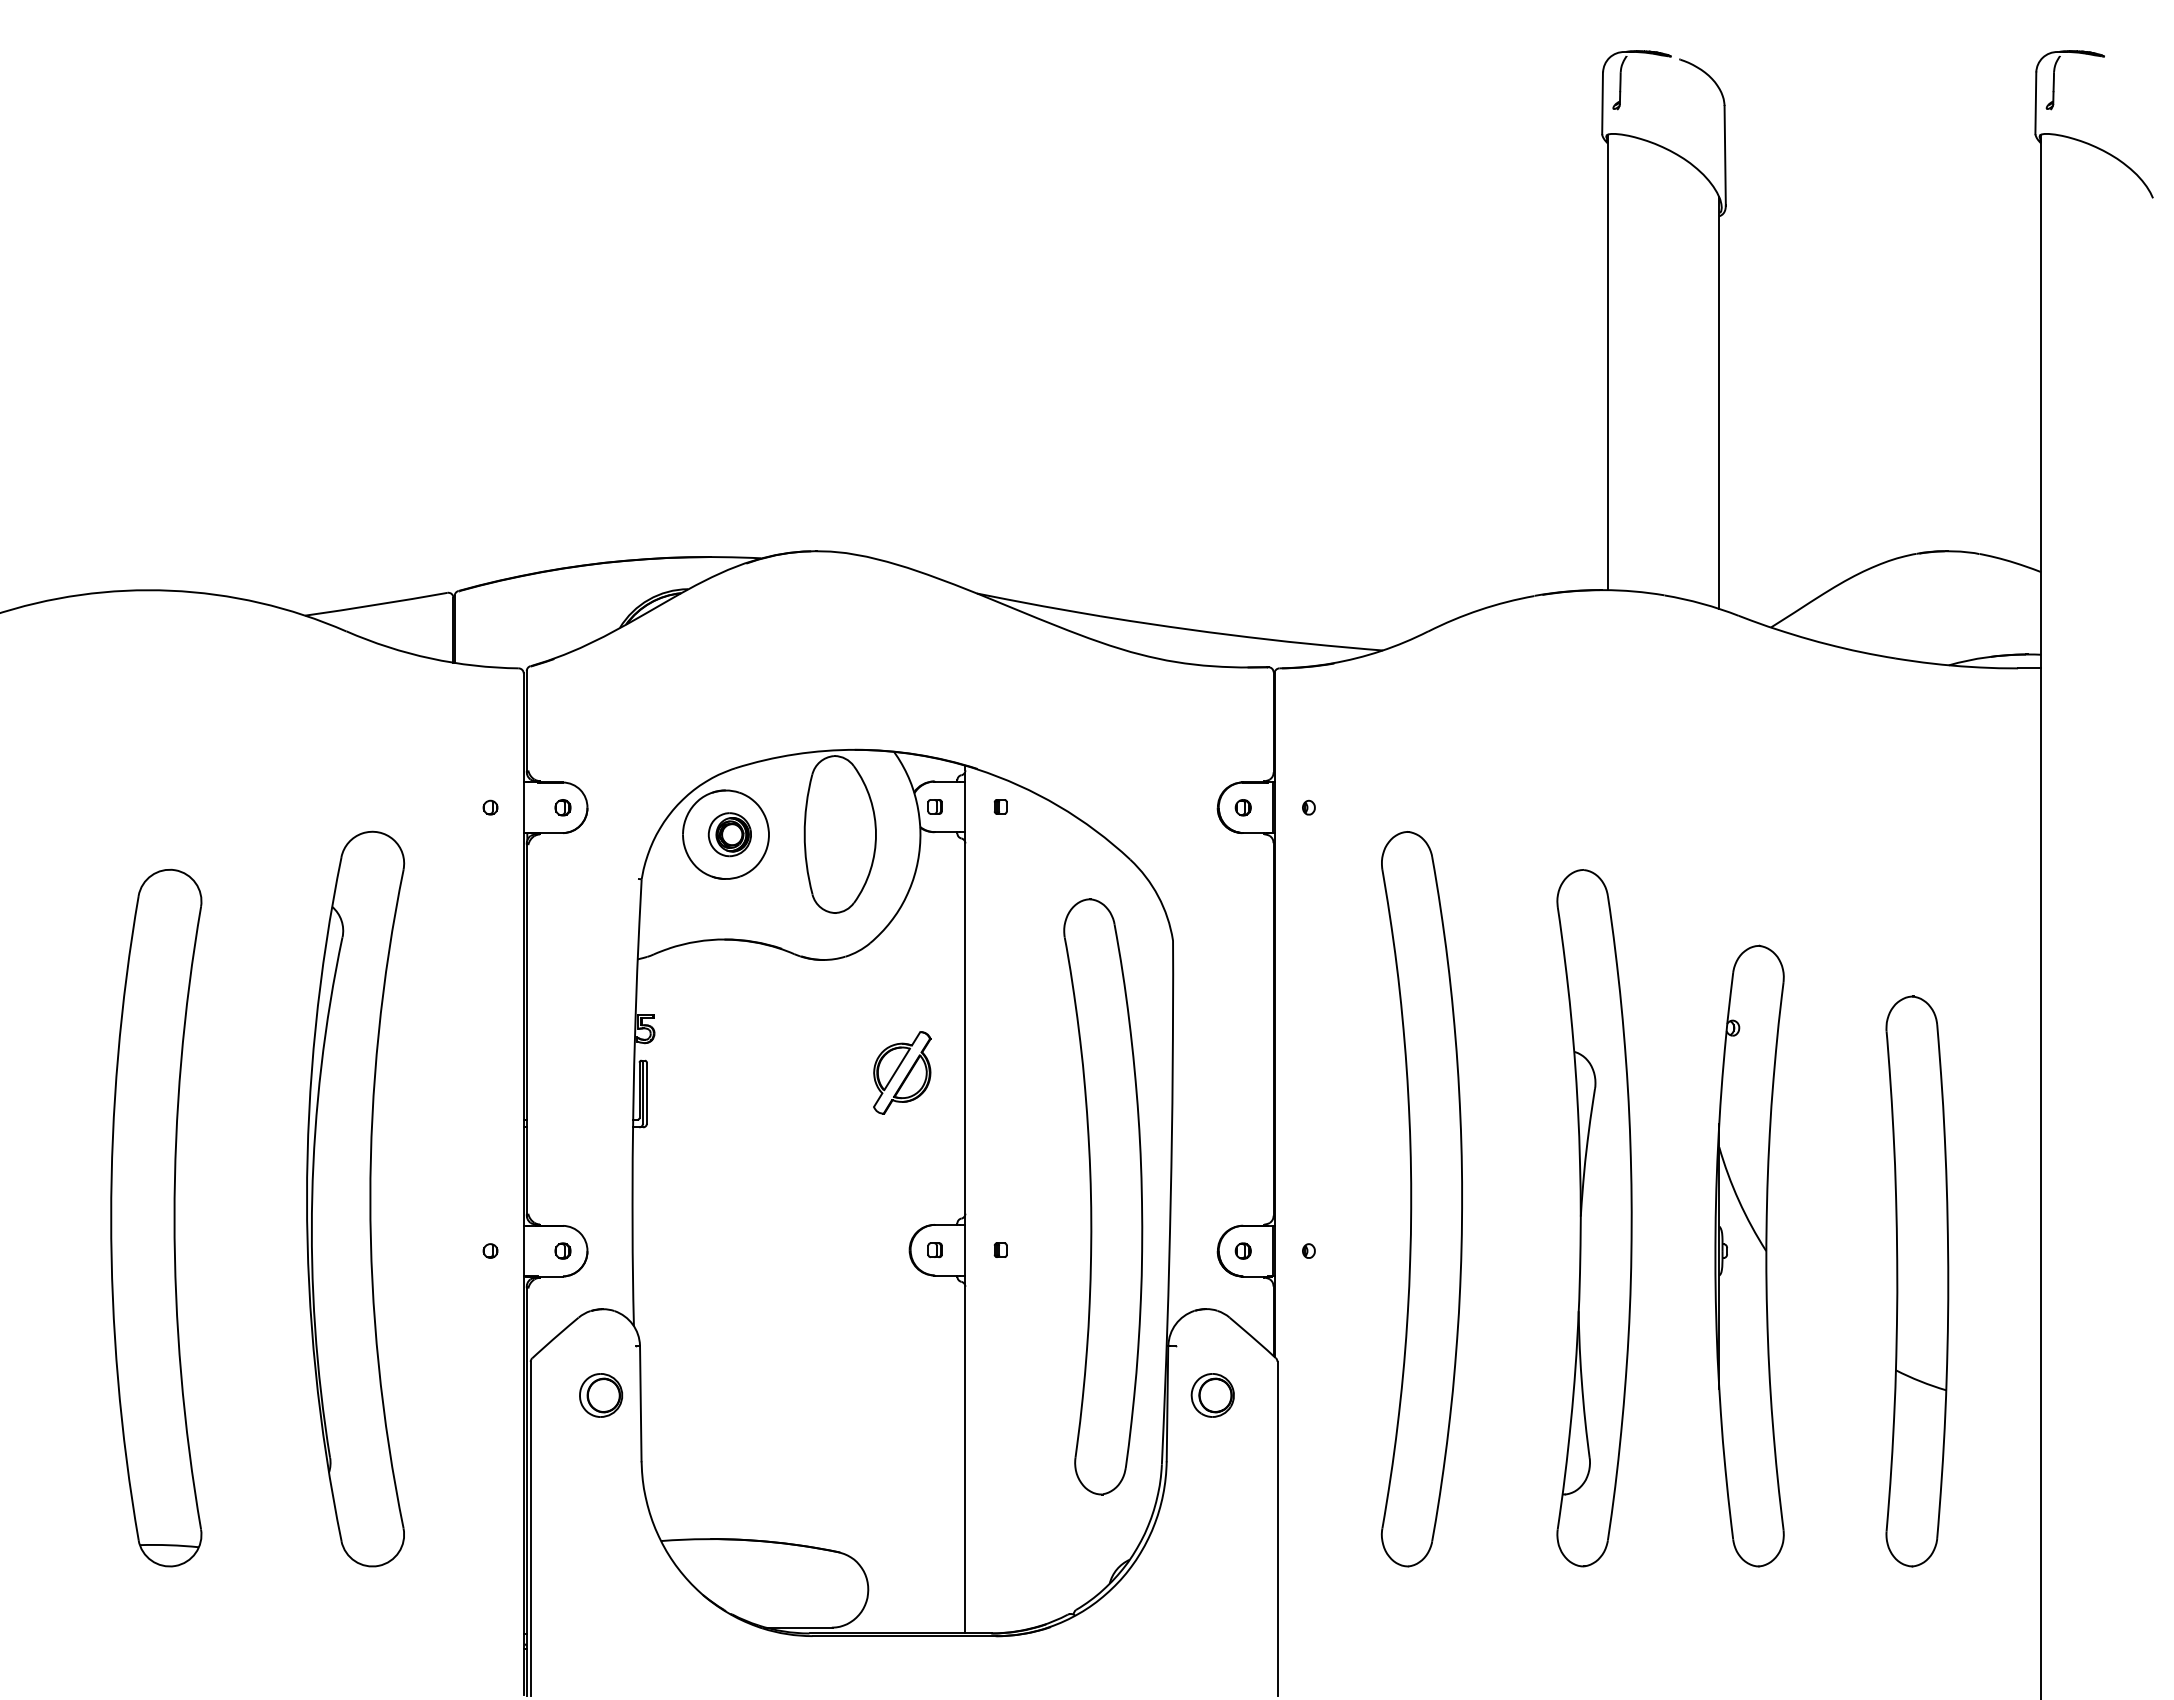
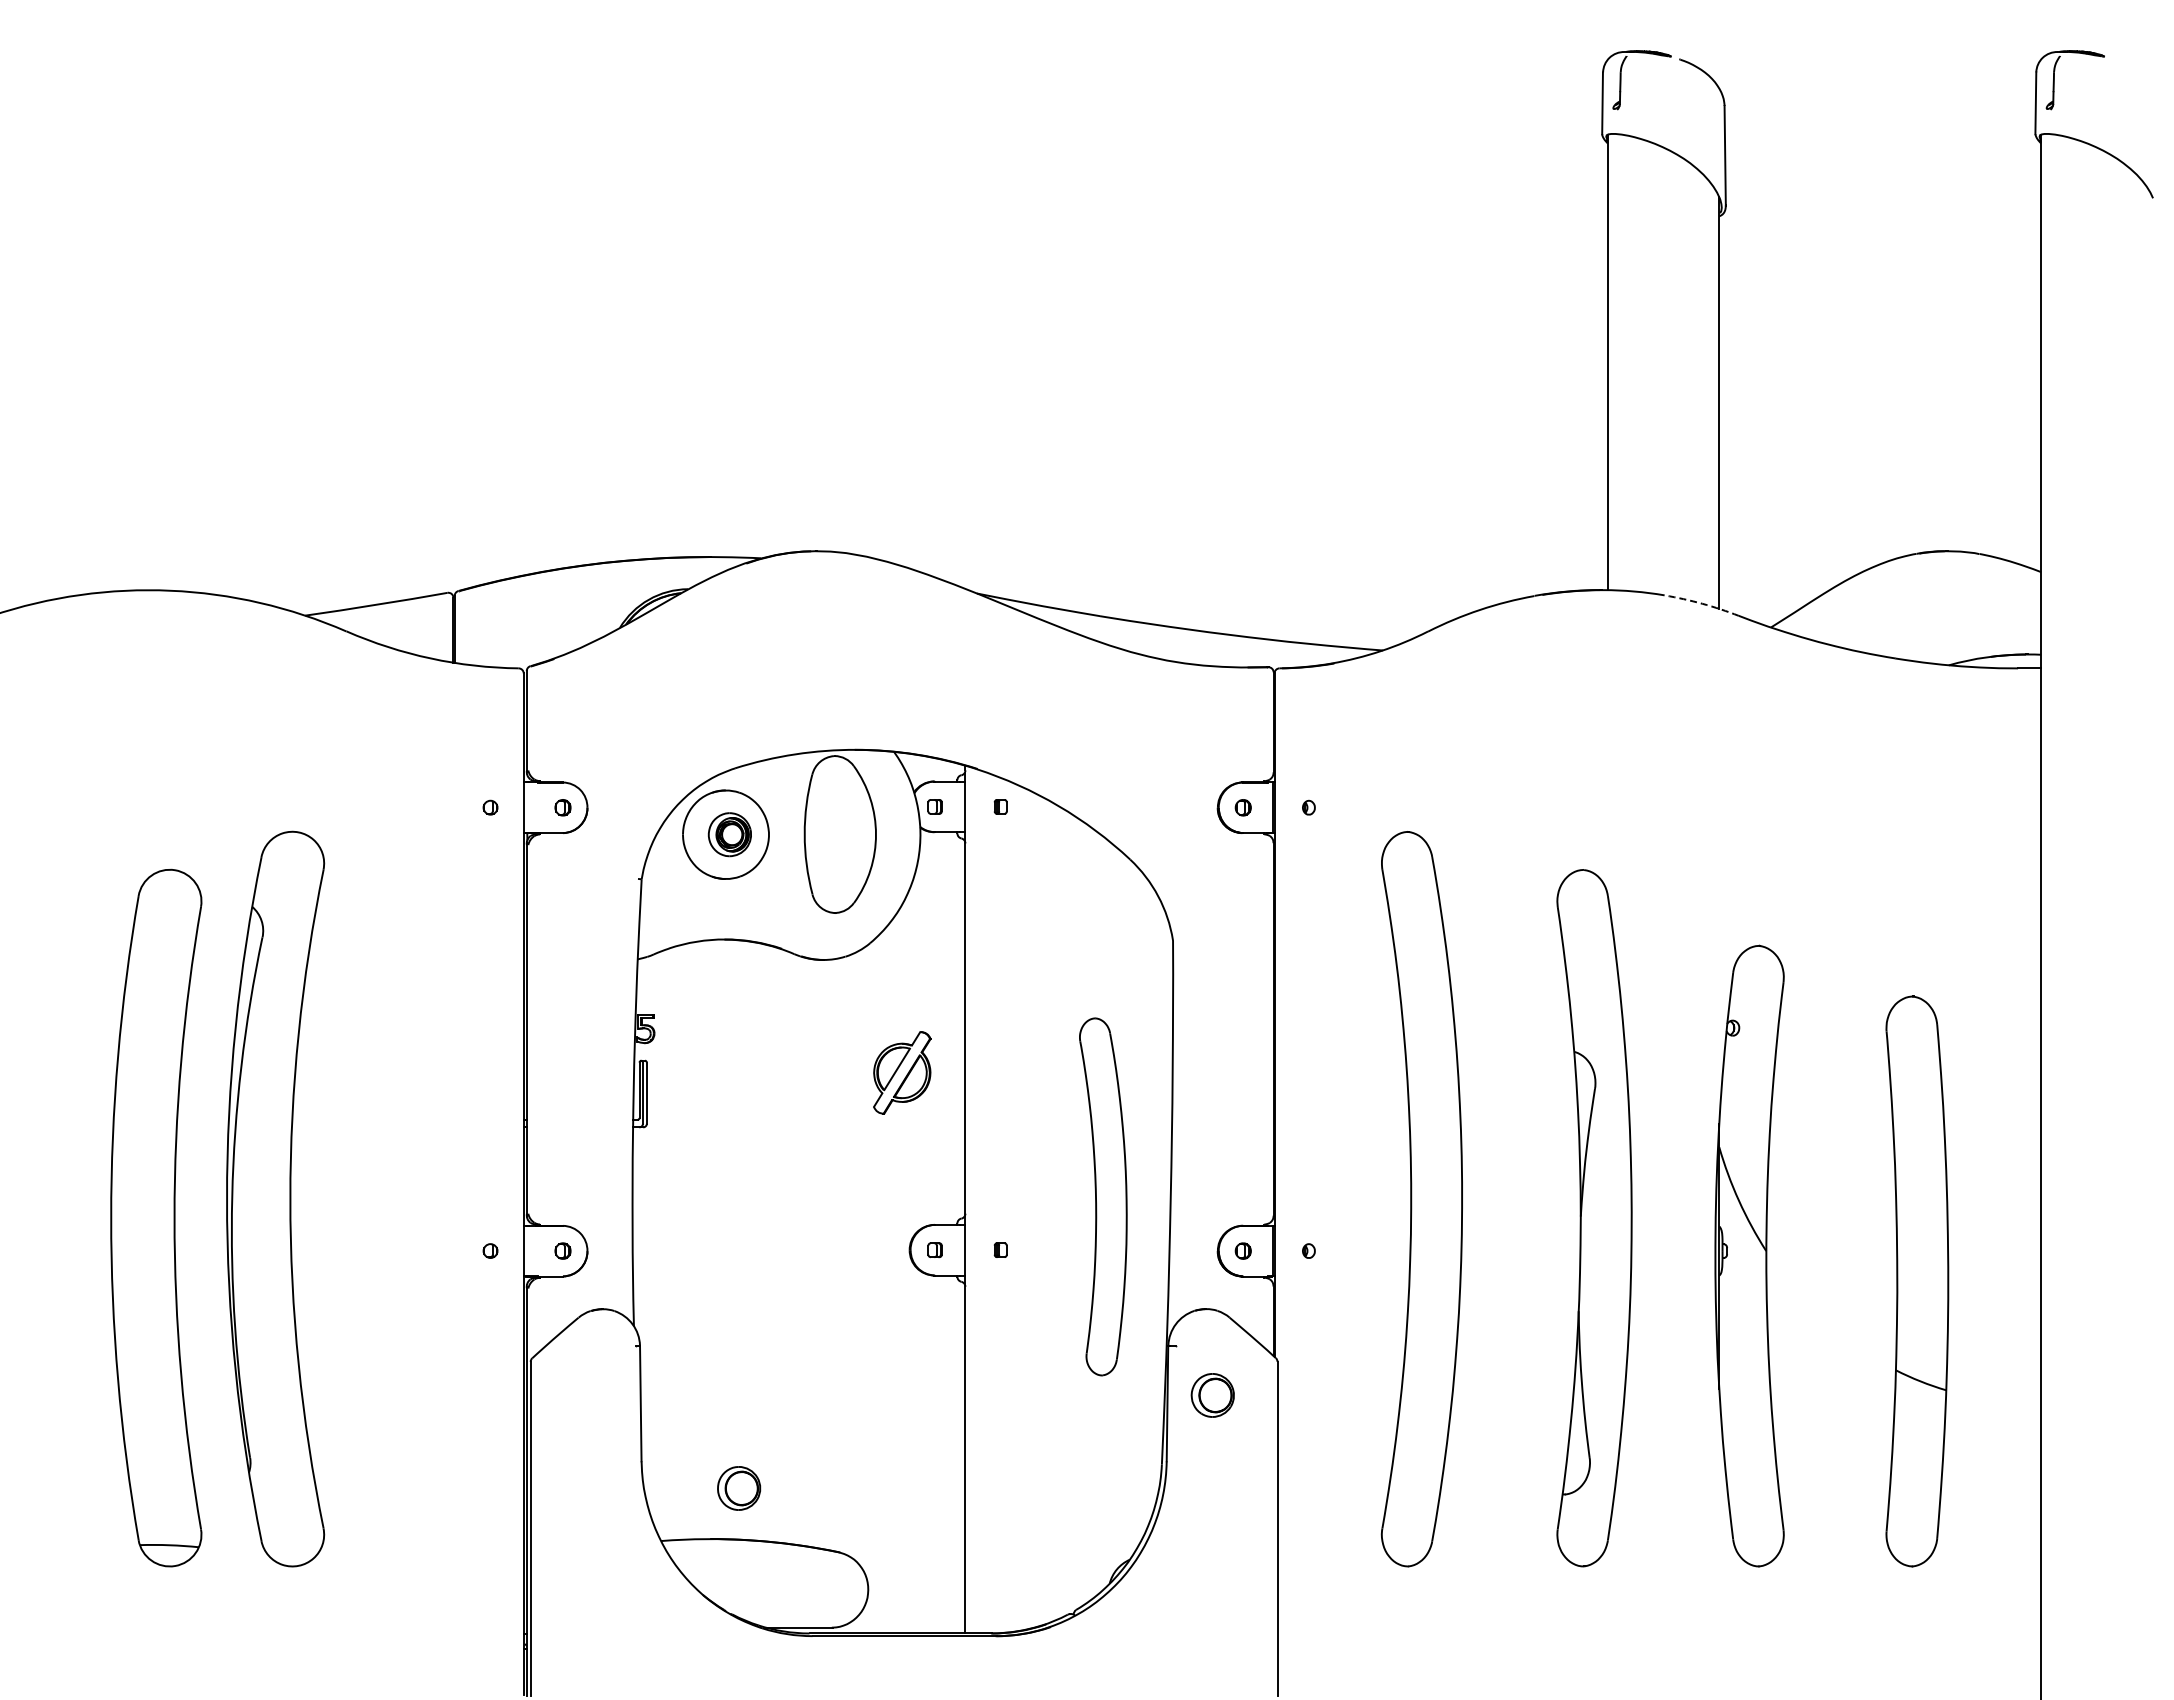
arc: solid -> dashed (1702, 603)
part size: 81x598 px -> 49x360 px (1103, 1196)
part position: (355, 1198) -> (275, 1198) (275, 1198)
part position: (601, 1395) -> (739, 1488) (739, 1488)
